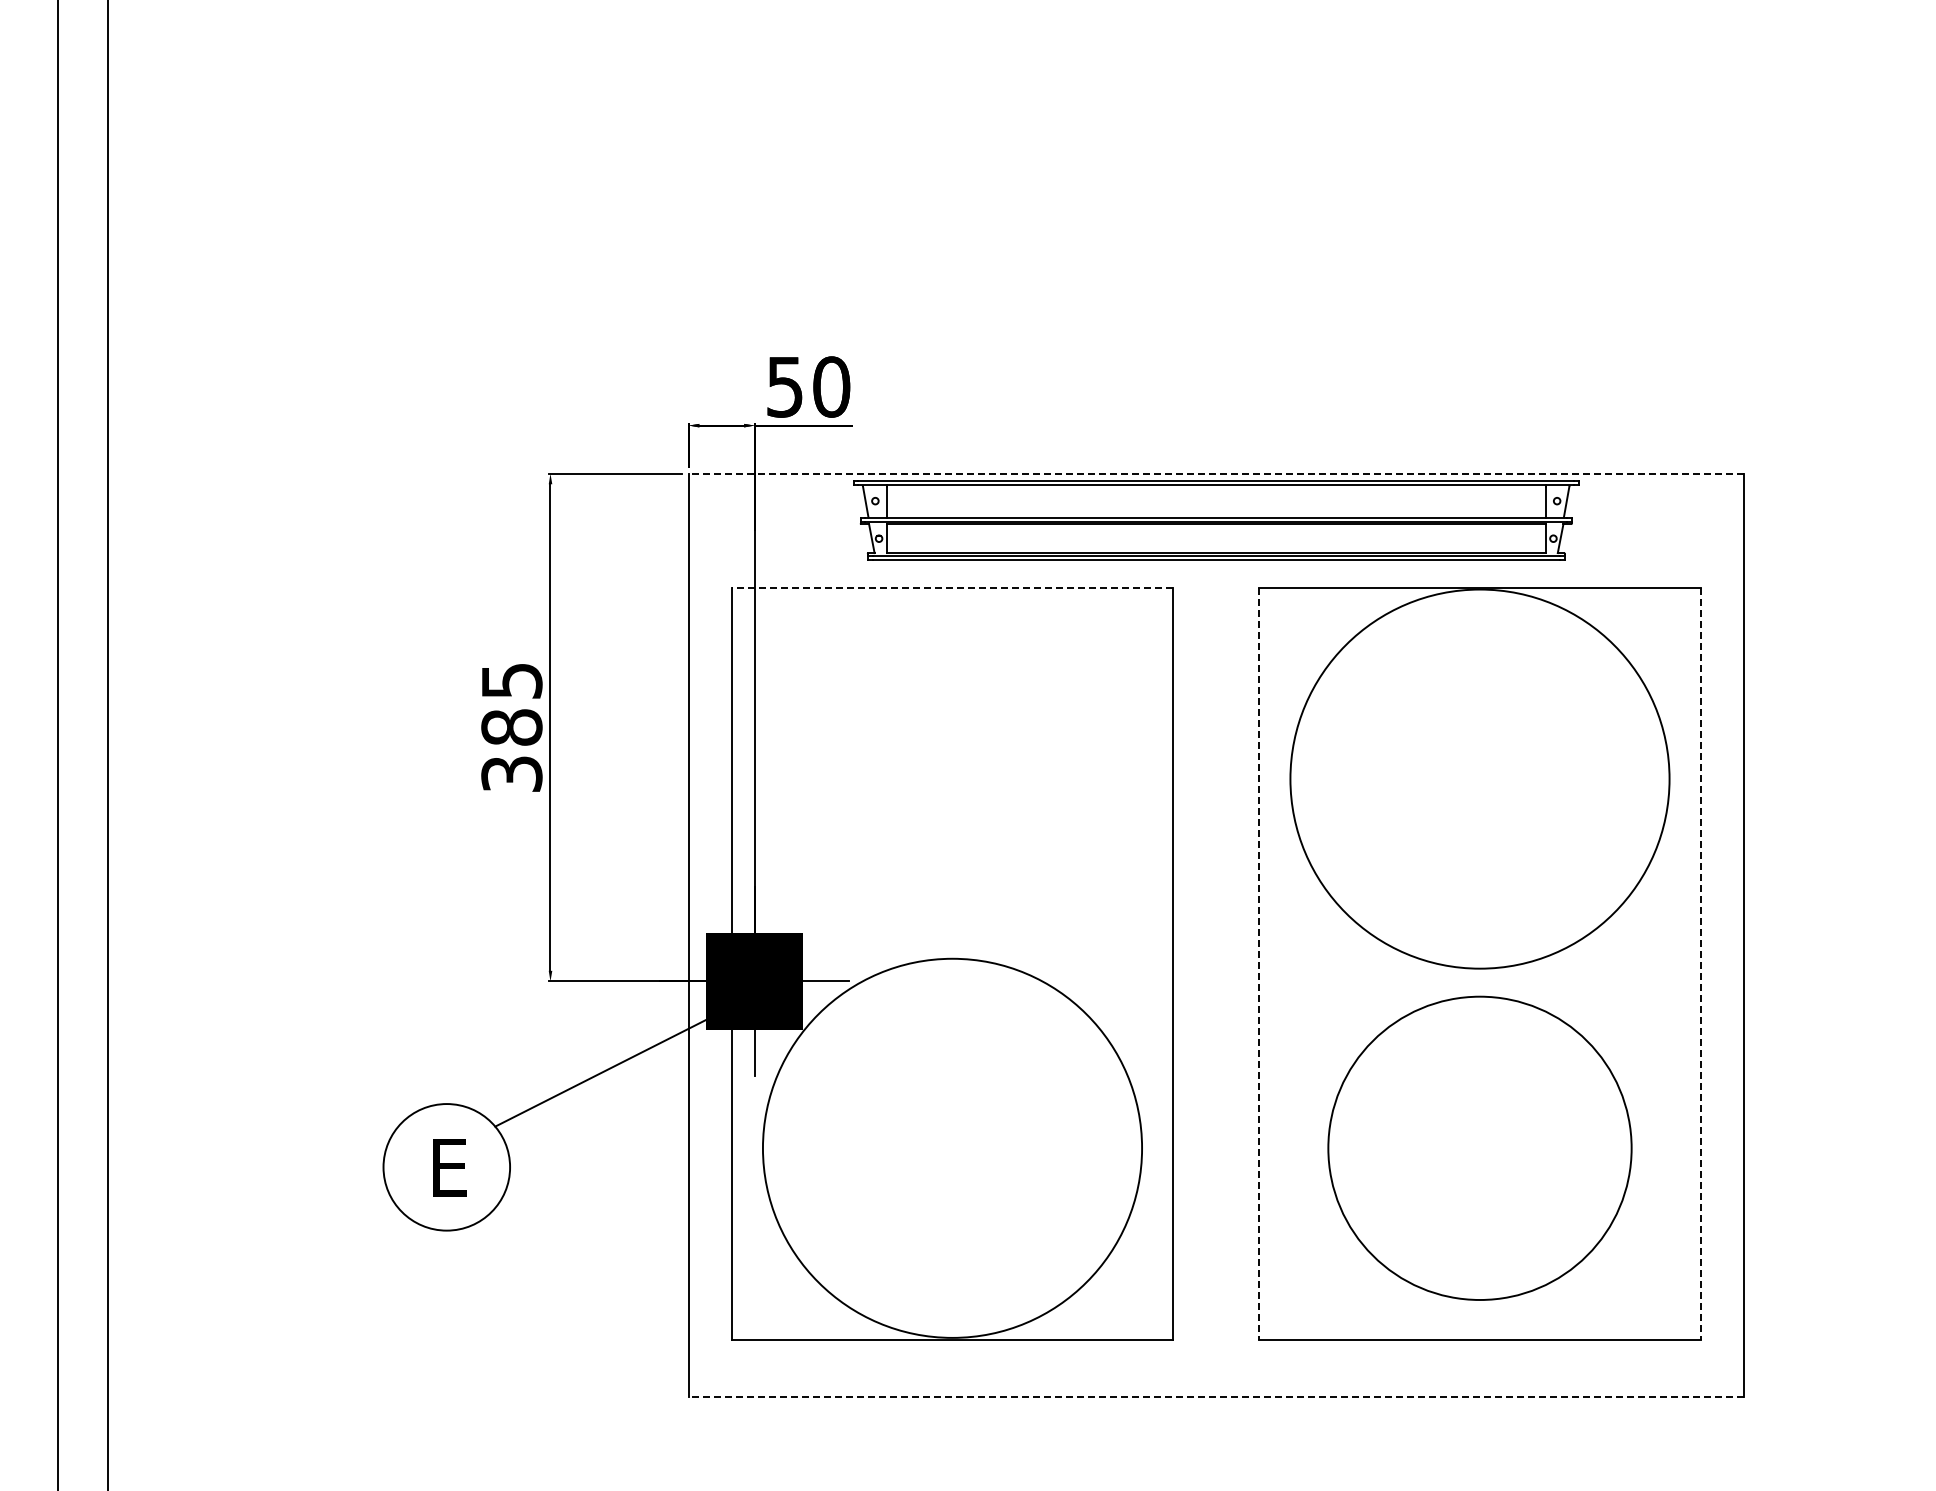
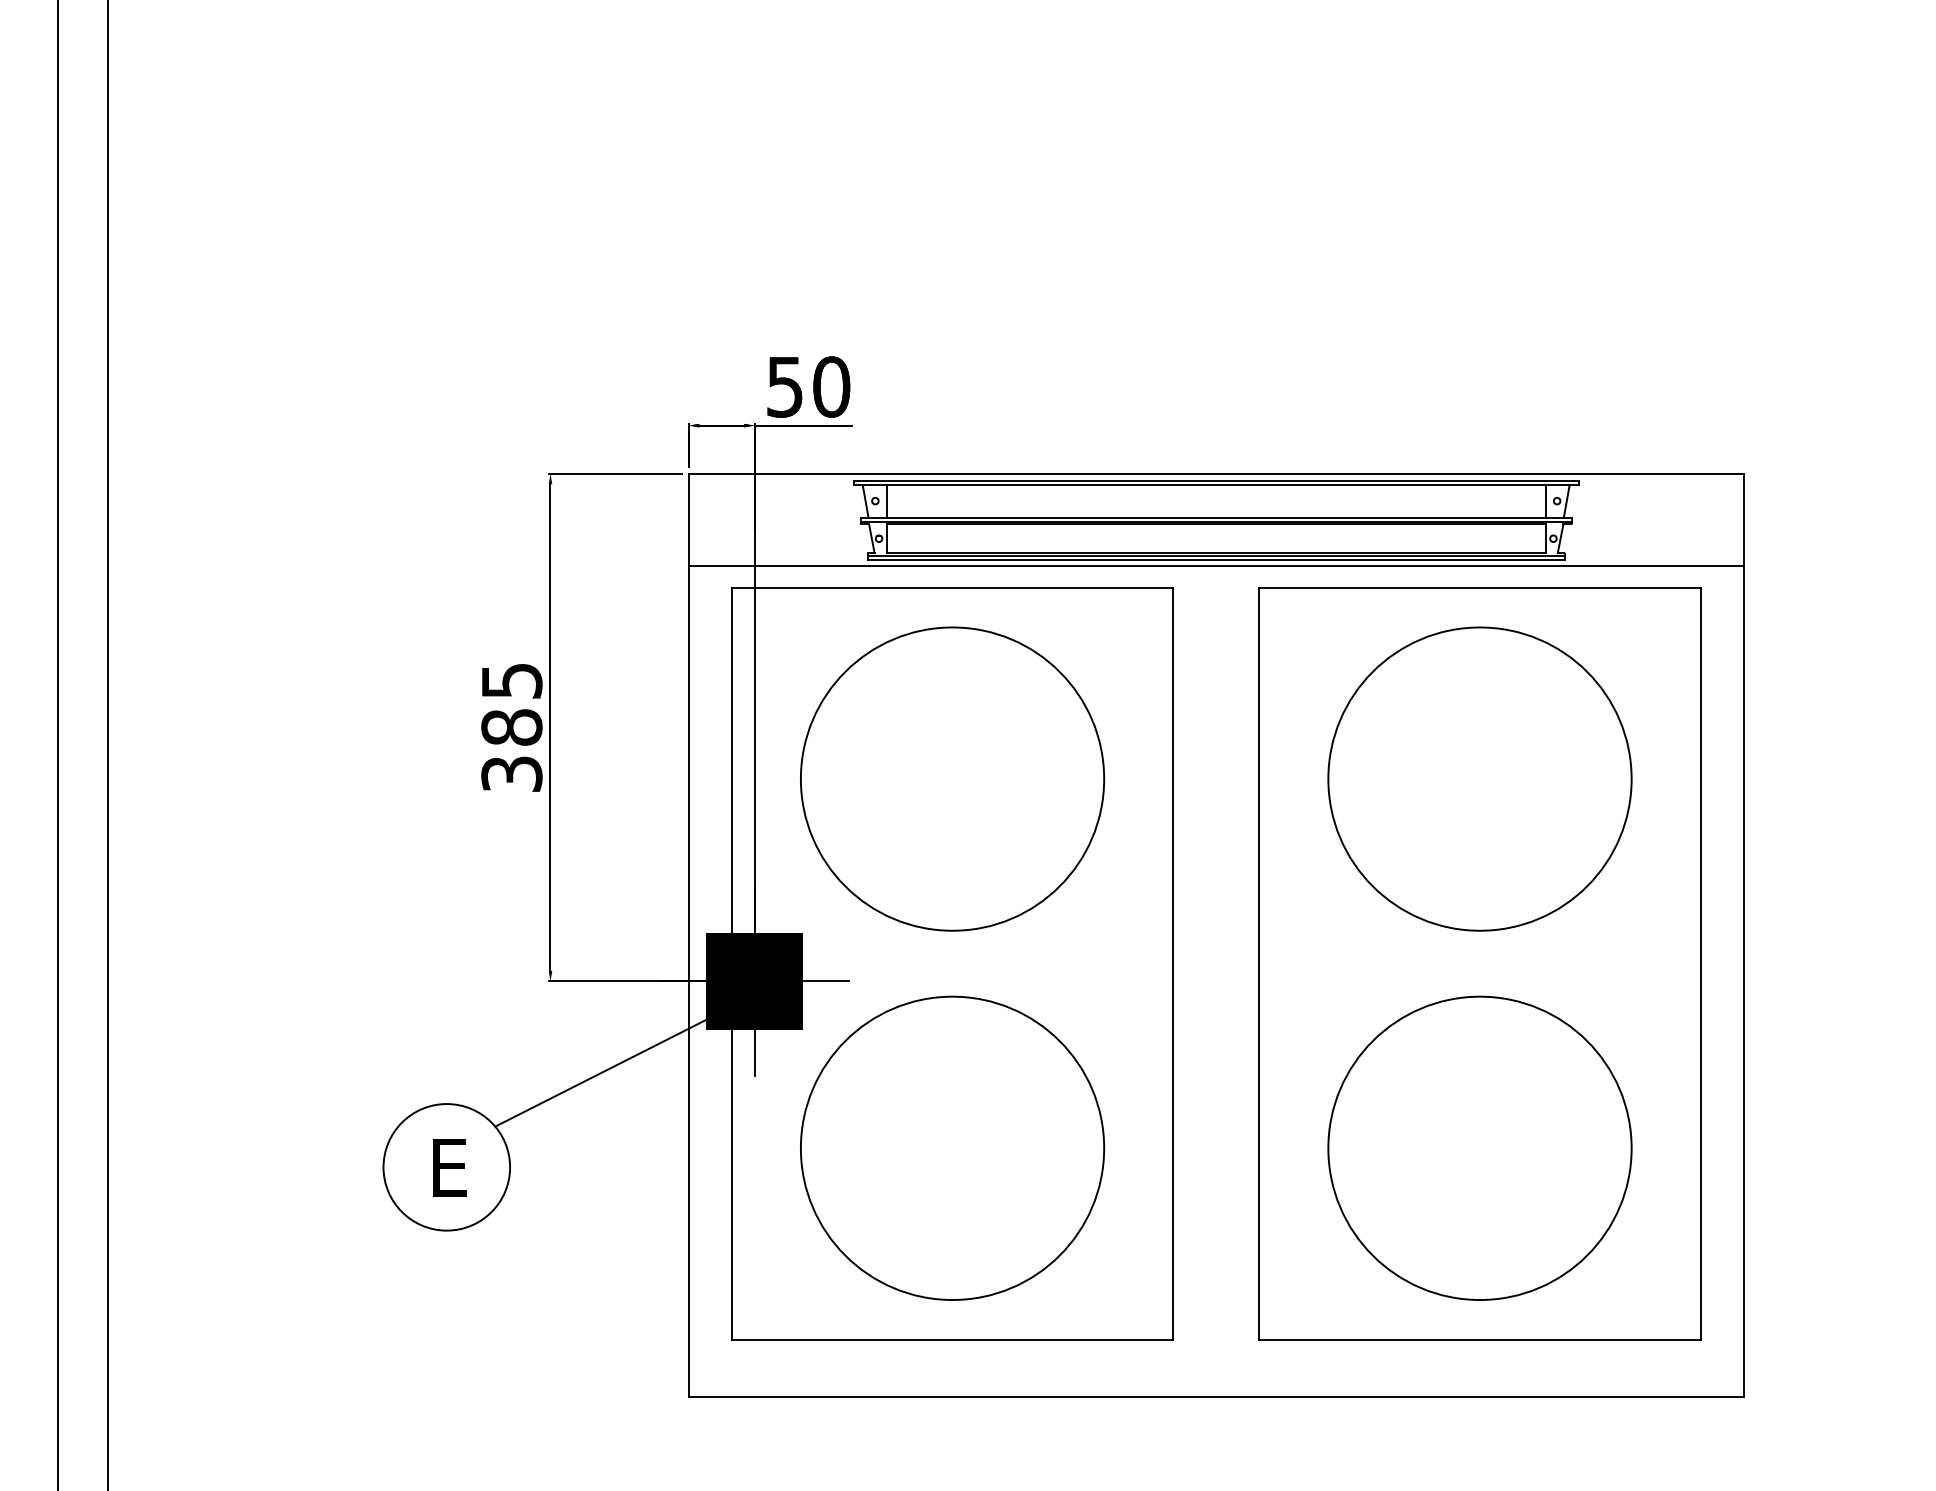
line: dashed -> solid (1215, 473)
line: none -> present (1215, 566)
line: dashed -> solid (952, 587)
circle: none -> present (952, 778)
circle diameter: 379 px -> 303 px (1479, 778)
line: dashed -> solid (1259, 963)
line: dashed -> solid (1700, 963)
circle diameter: 379 px -> 303 px (952, 1147)
line: dashed -> solid (1215, 1396)
